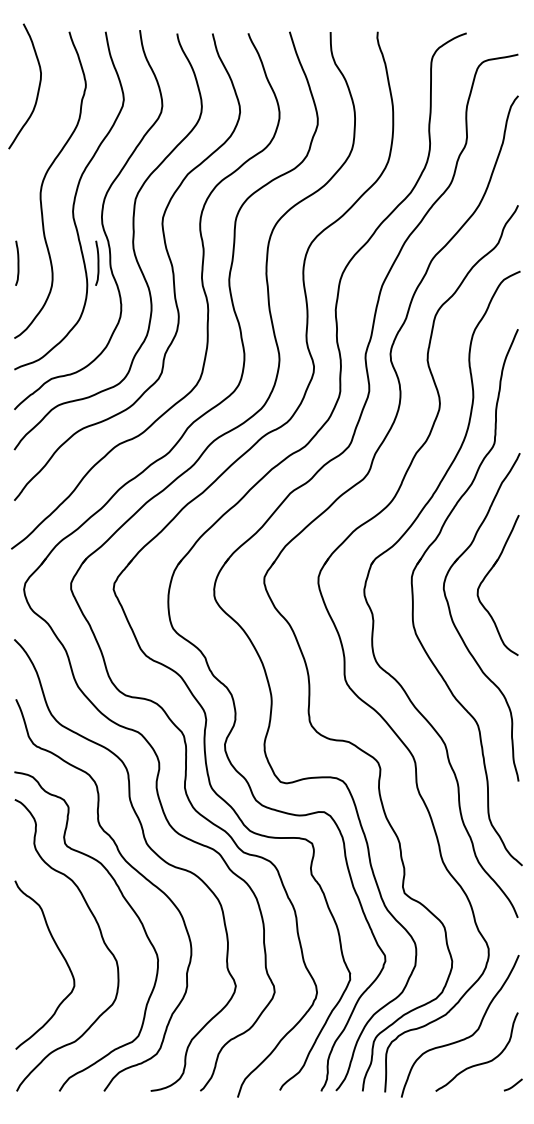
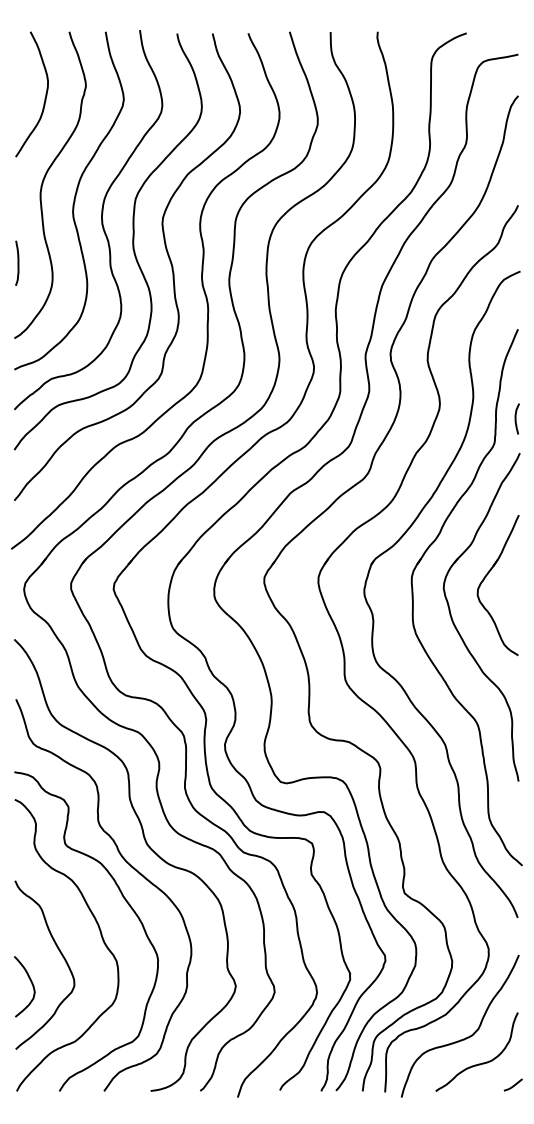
curve position: (37, 90) -> (44, 98) (44, 98)
curve: present -> none (97, 262)
curve: none -> present (516, 418)
curve: none -> present (30, 982)
